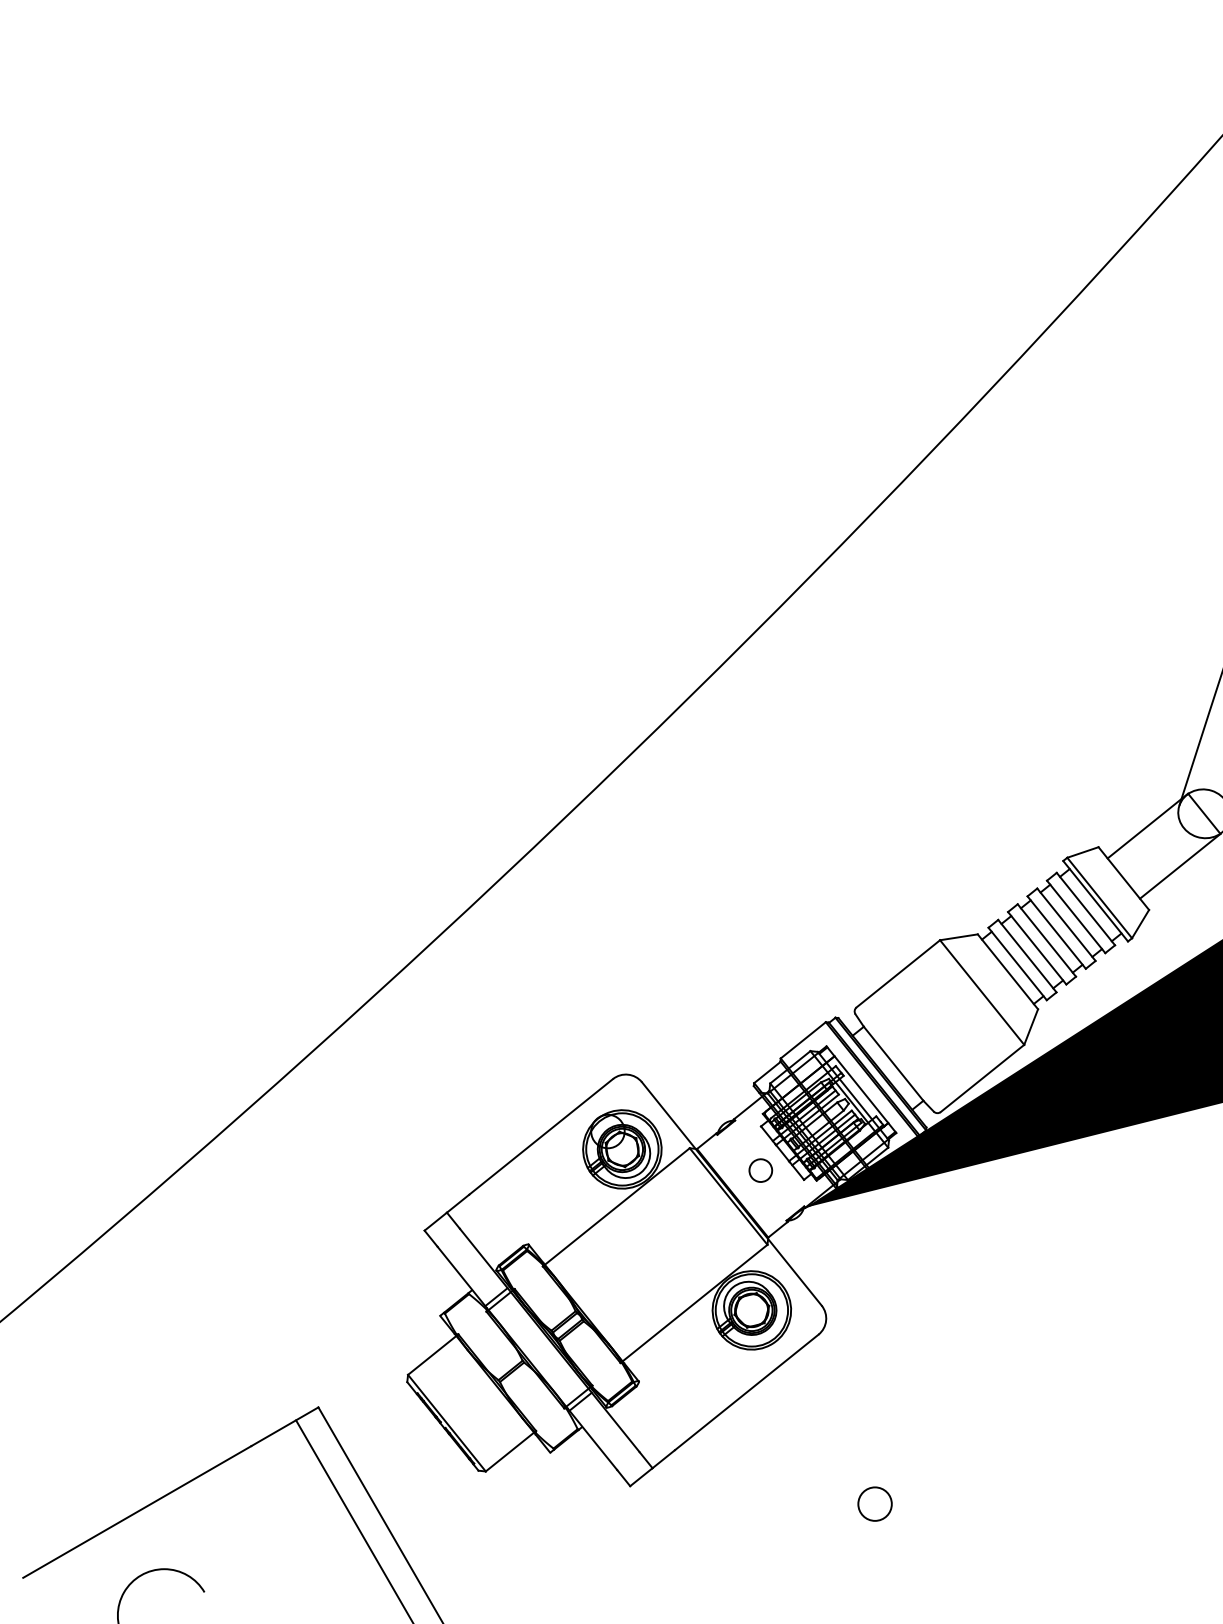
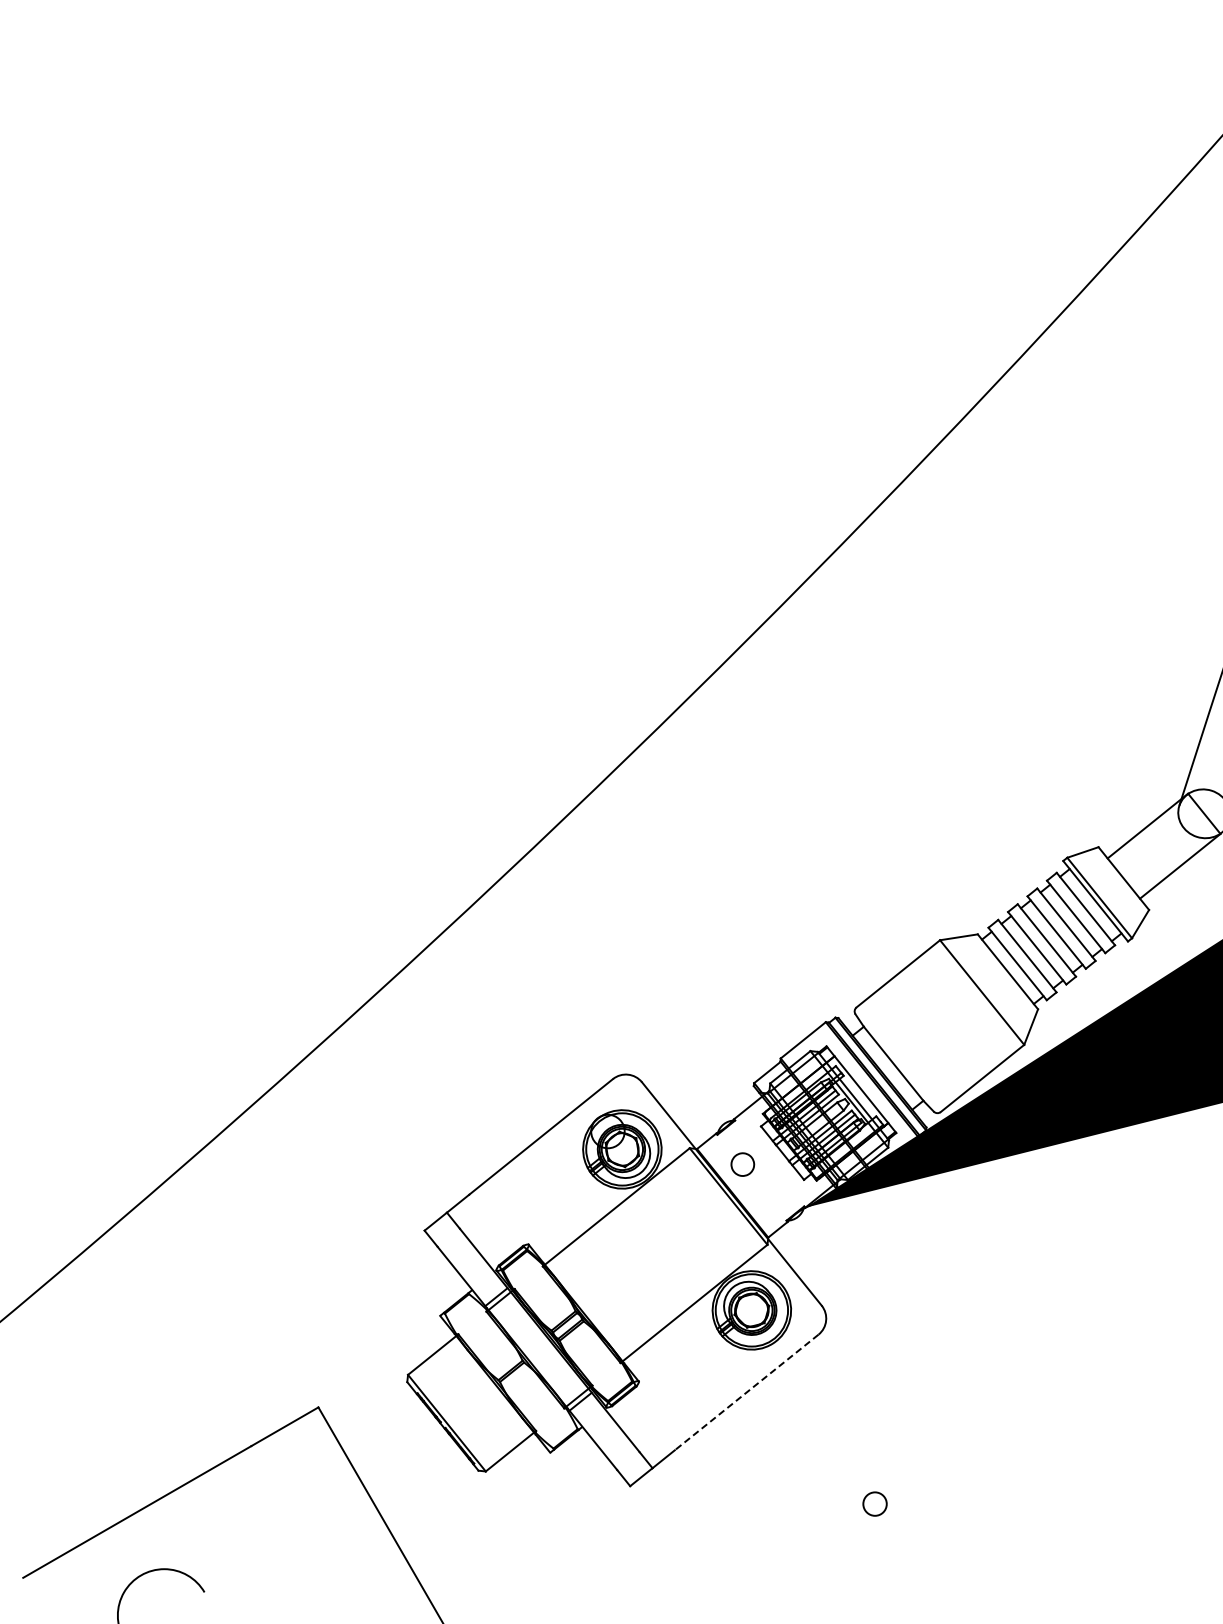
part position: (760, 1170) -> (742, 1164) (742, 1164)
line: solid -> dashed (746, 1392)
circle size: 36x36 px -> 26x26 px (874, 1503)
line: present -> none (353, 1520)
